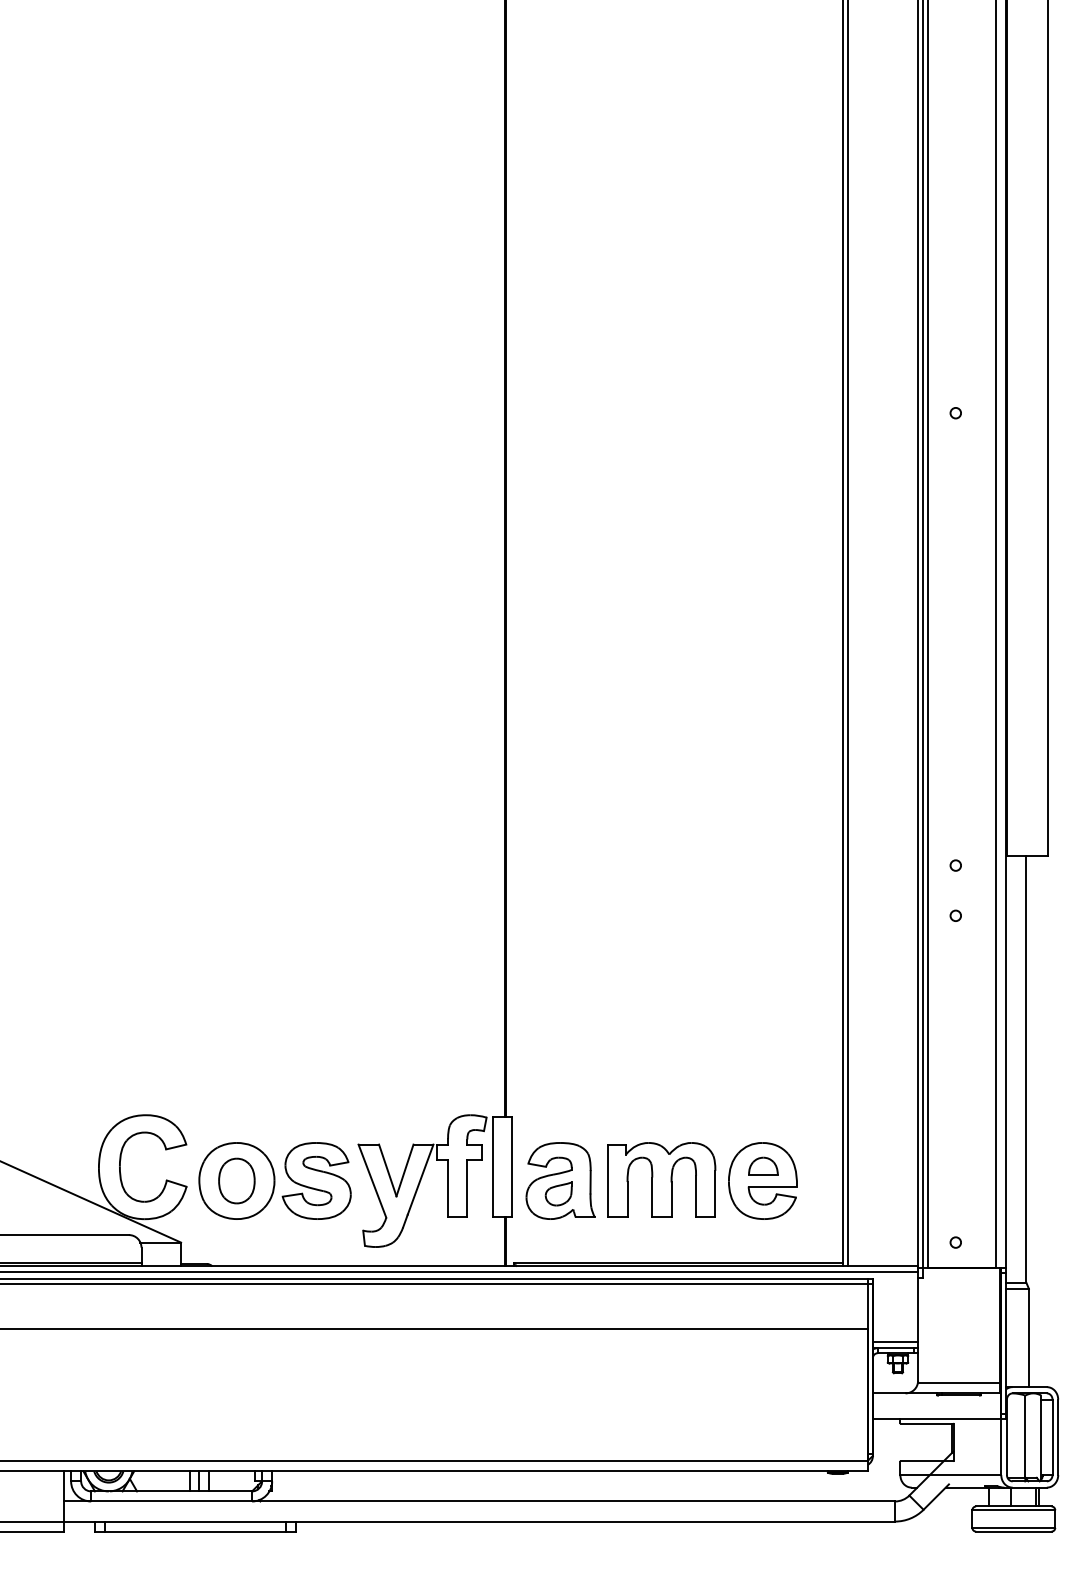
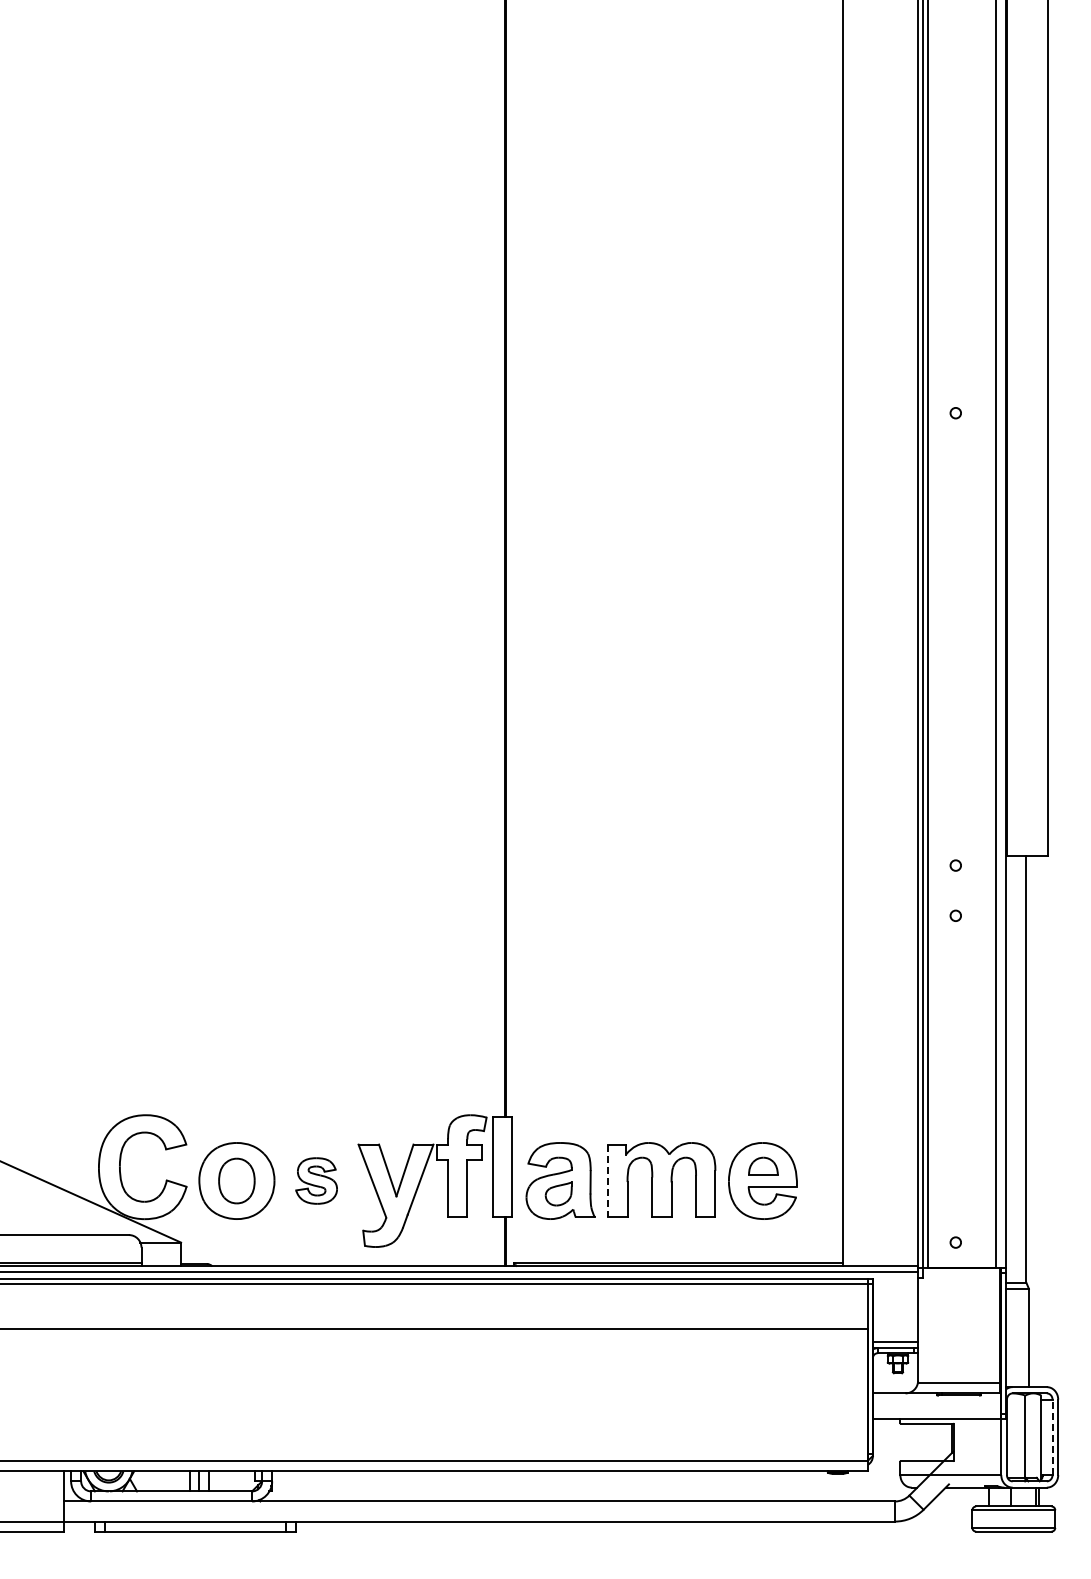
line: present -> none (847, 634)
part size: 71x78 px -> 43x48 px (316, 1180)
line: solid -> dashed (608, 1181)
line: solid -> dashed (1052, 1437)
